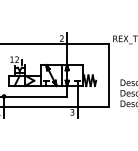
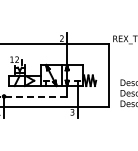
line: solid -> dashed (33, 96)
